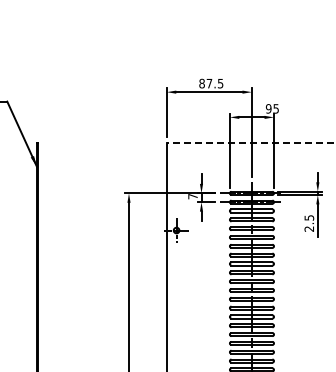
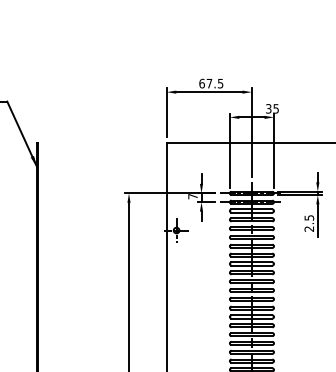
text: 87.5 -> 67.5 (201, 83)
text: 95 -> 35 (268, 108)
line: dashed -> solid (250, 142)
